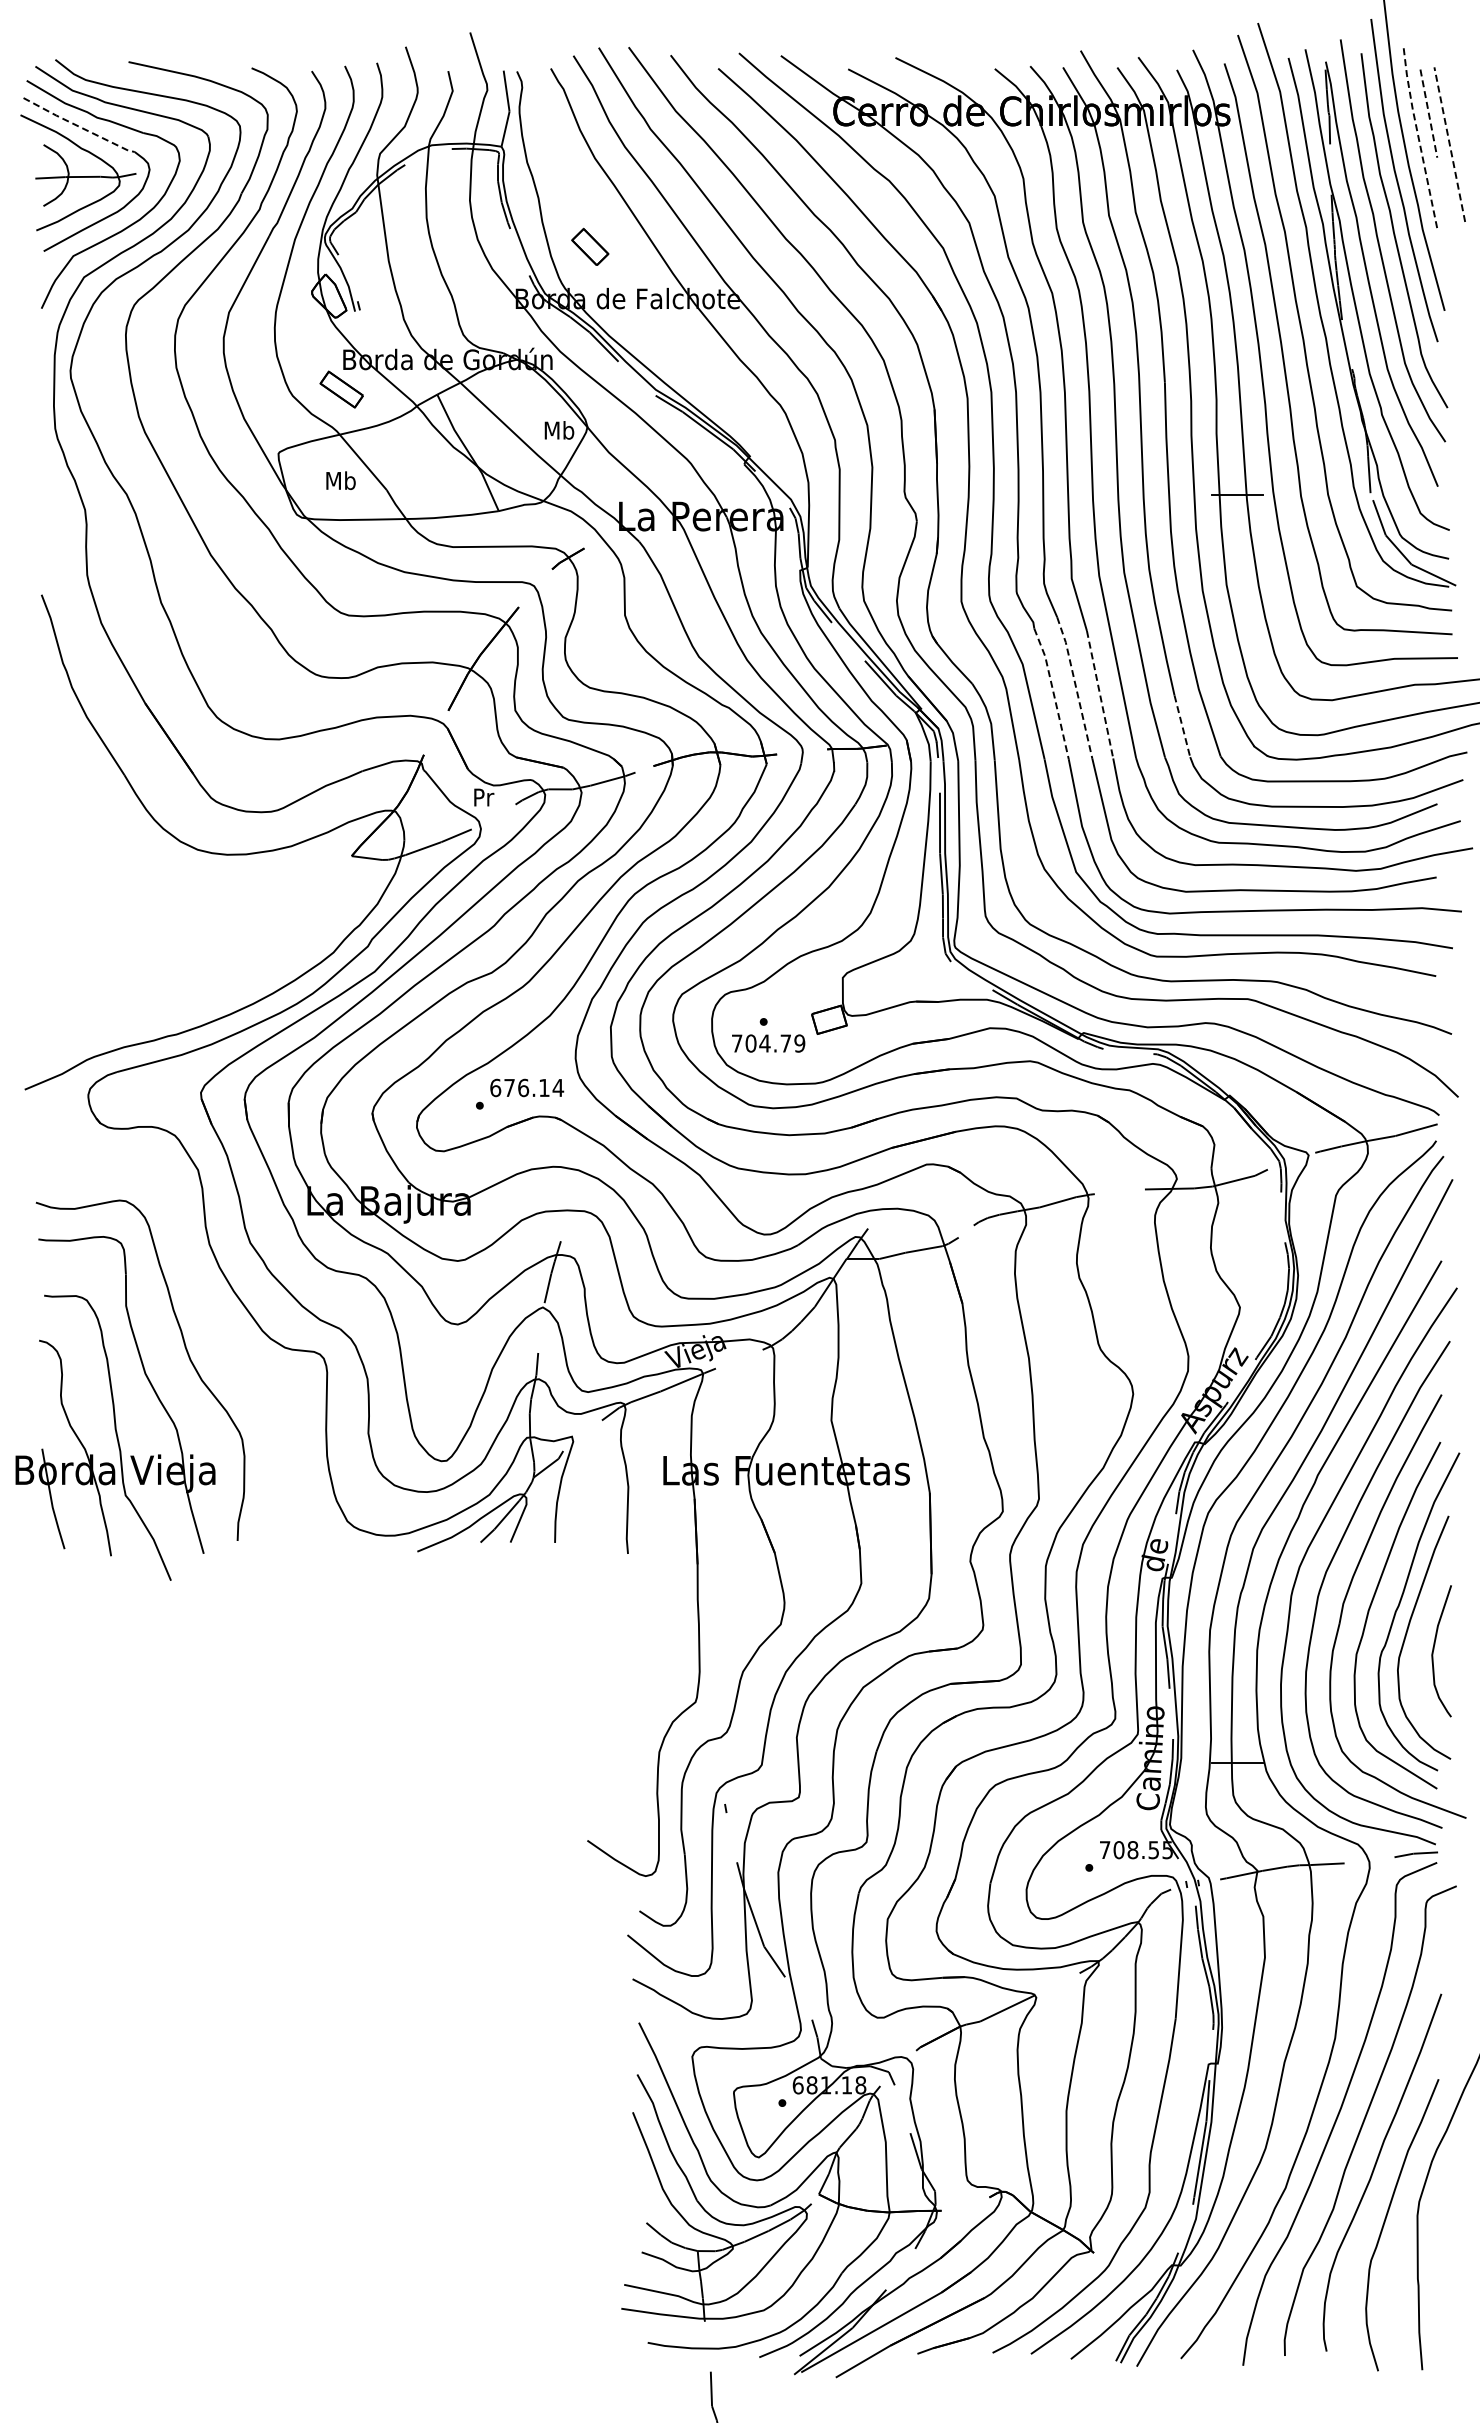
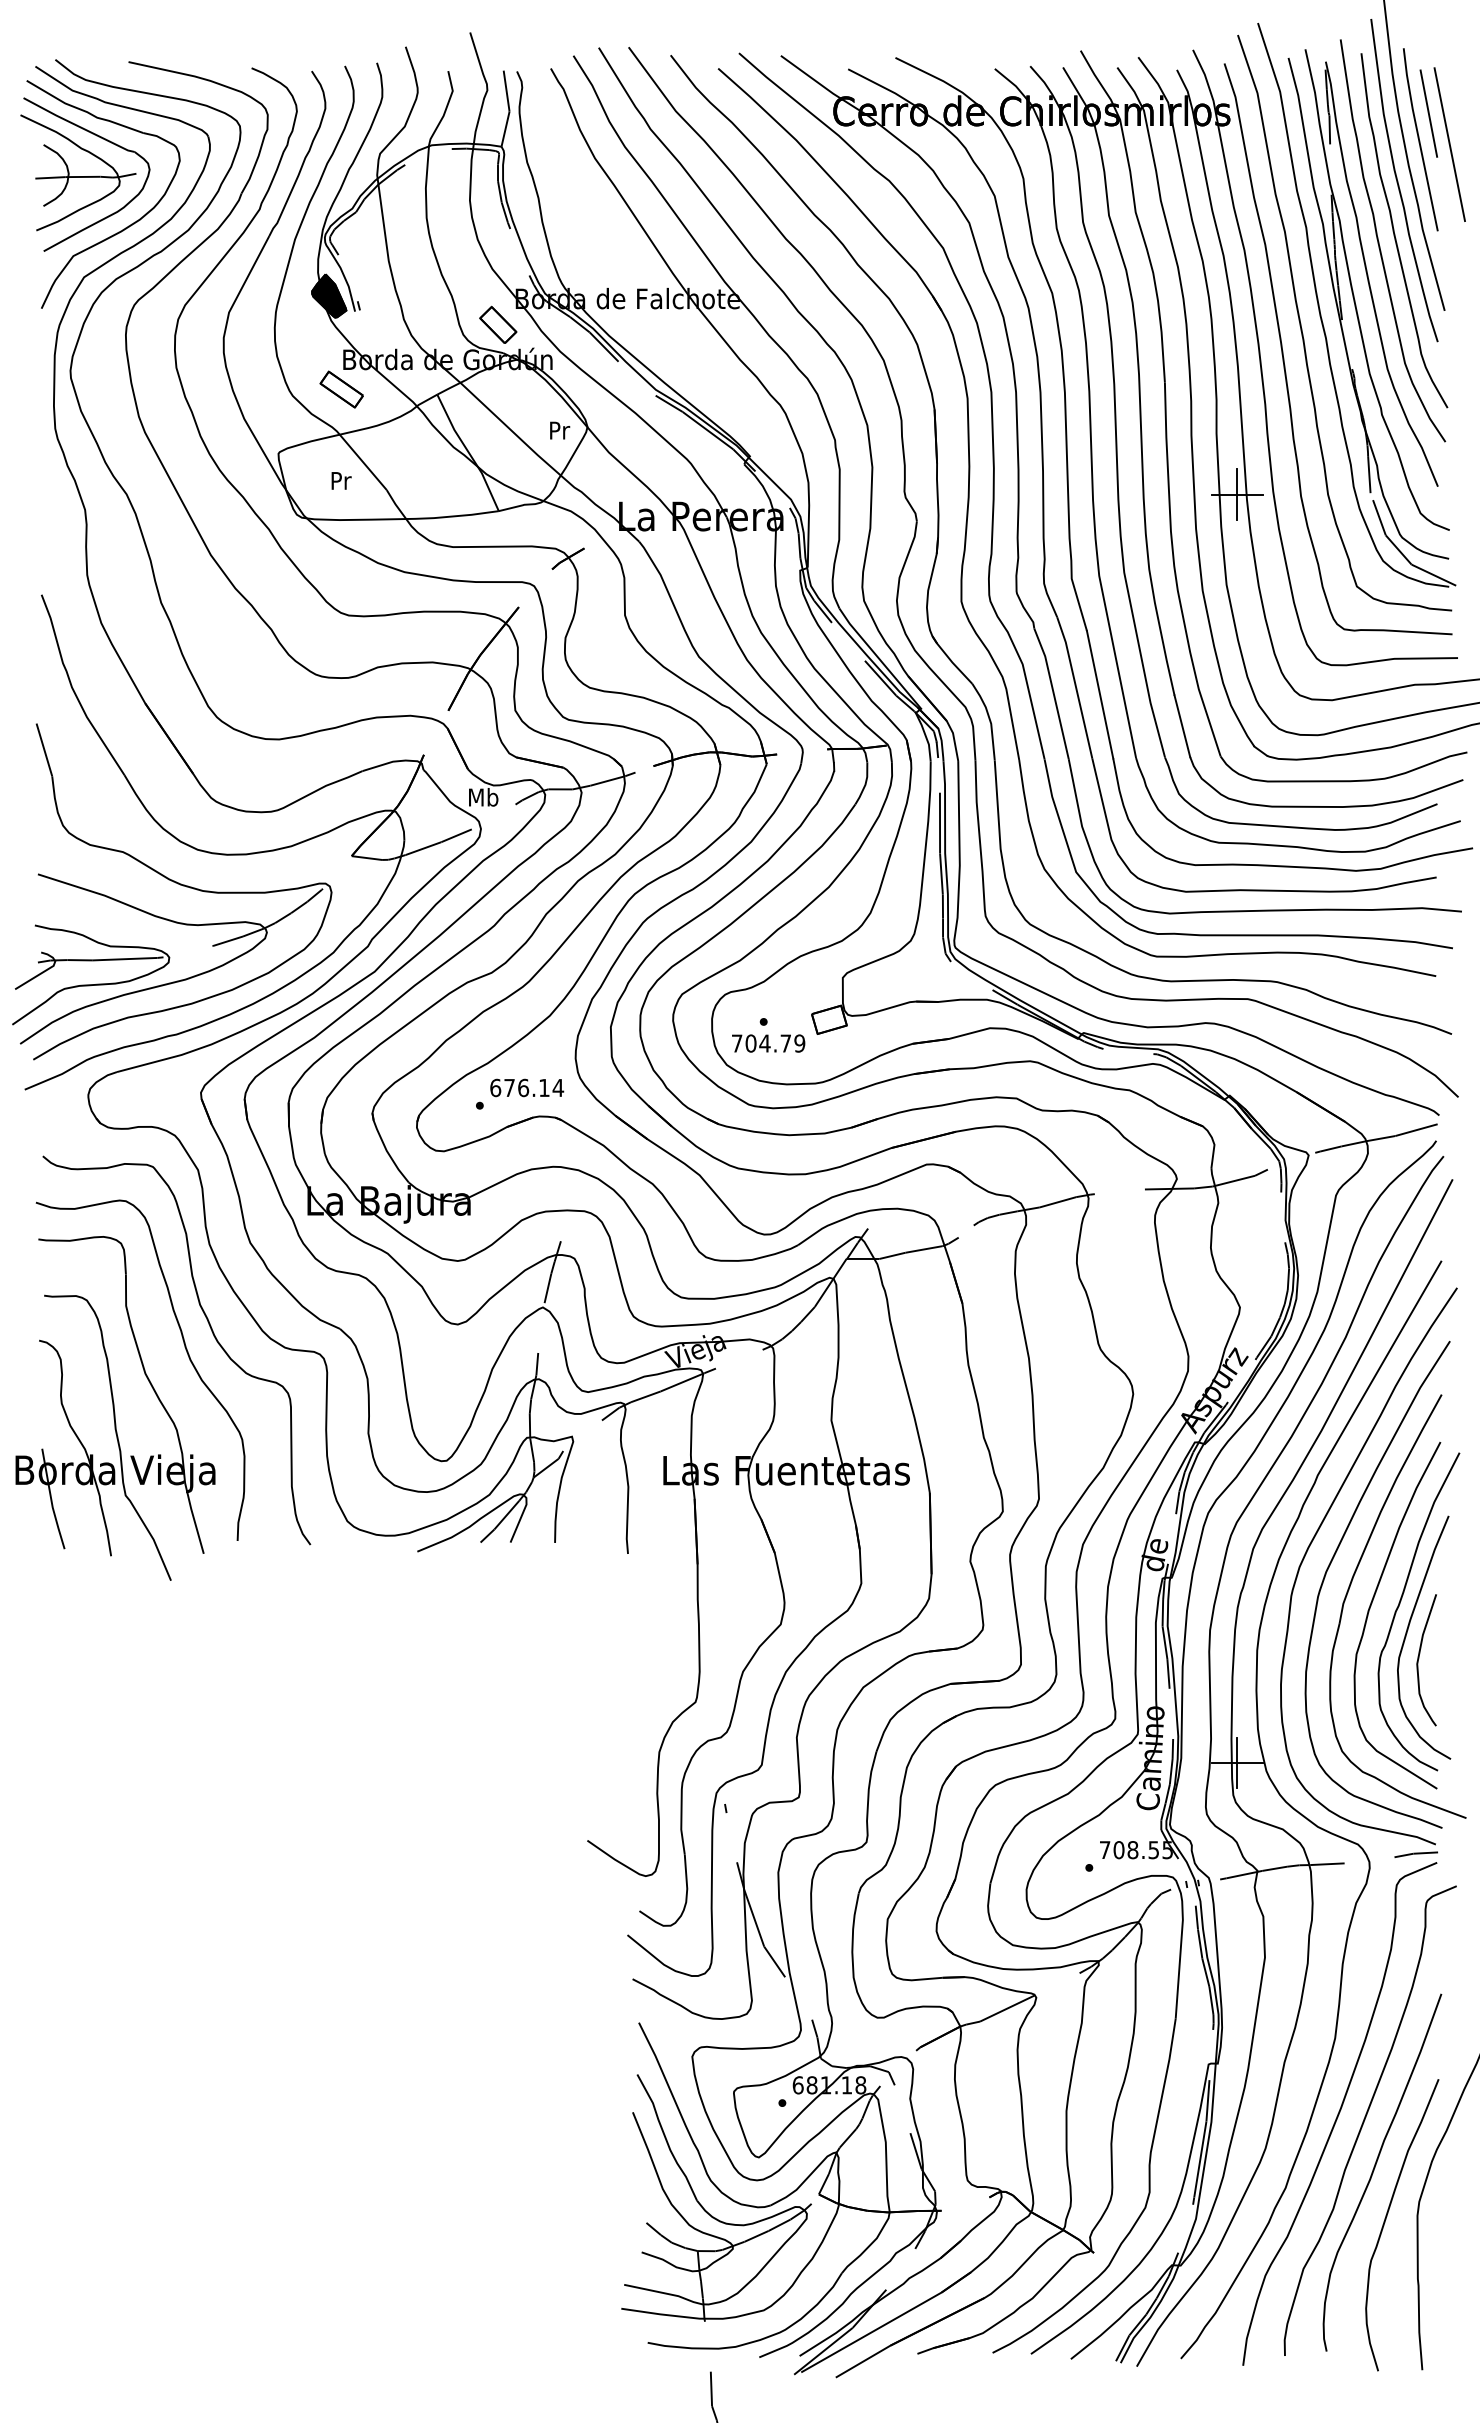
line: dashed -> solid (1428, 113)
line: dashed -> solid (78, 126)
line: dashed -> solid (1418, 139)
line: dashed -> solid (1449, 144)
part position: (590, 246) -> (498, 324) (498, 324)
fill: none -> present (329, 295)
text: Mb -> Pr (559, 430)
text: Mb -> Pr (340, 480)
line: none -> present (1237, 494)
line: dashed -> solid (1075, 687)
line: dashed -> solid (1053, 693)
line: dashed -> solid (1100, 695)
line: dashed -> solid (1182, 726)
text: Pr -> Mb (483, 797)
part: none -> present (175, 883)
curve: none -> present (212, 1334)
curve position: (1434, 1649) -> (1419, 1658) (1419, 1658)
line: none -> present (1237, 1762)
